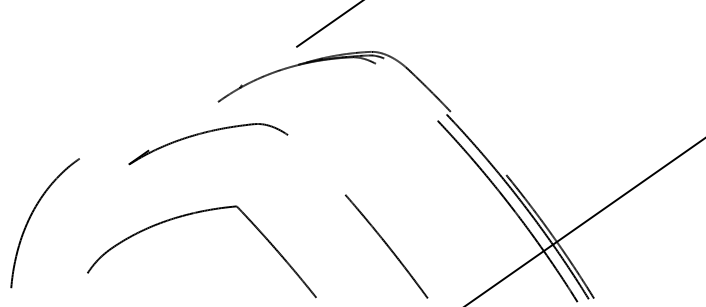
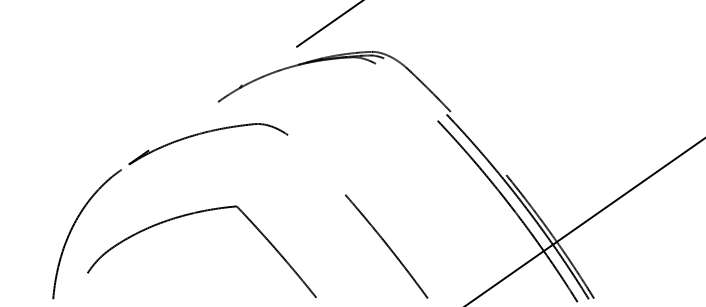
curve position: (31, 216) -> (73, 227) (73, 227)
